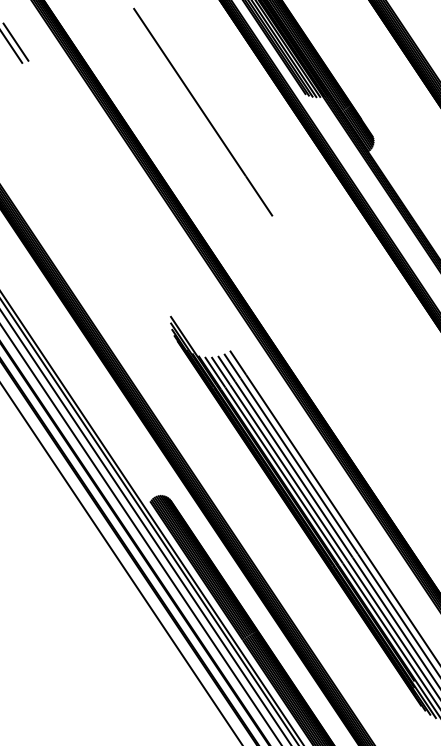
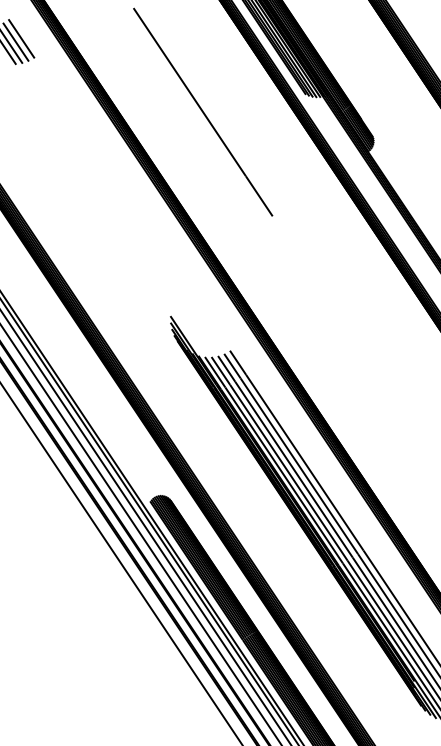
line: none -> present (21, 38)
line: none -> present (9, 53)
